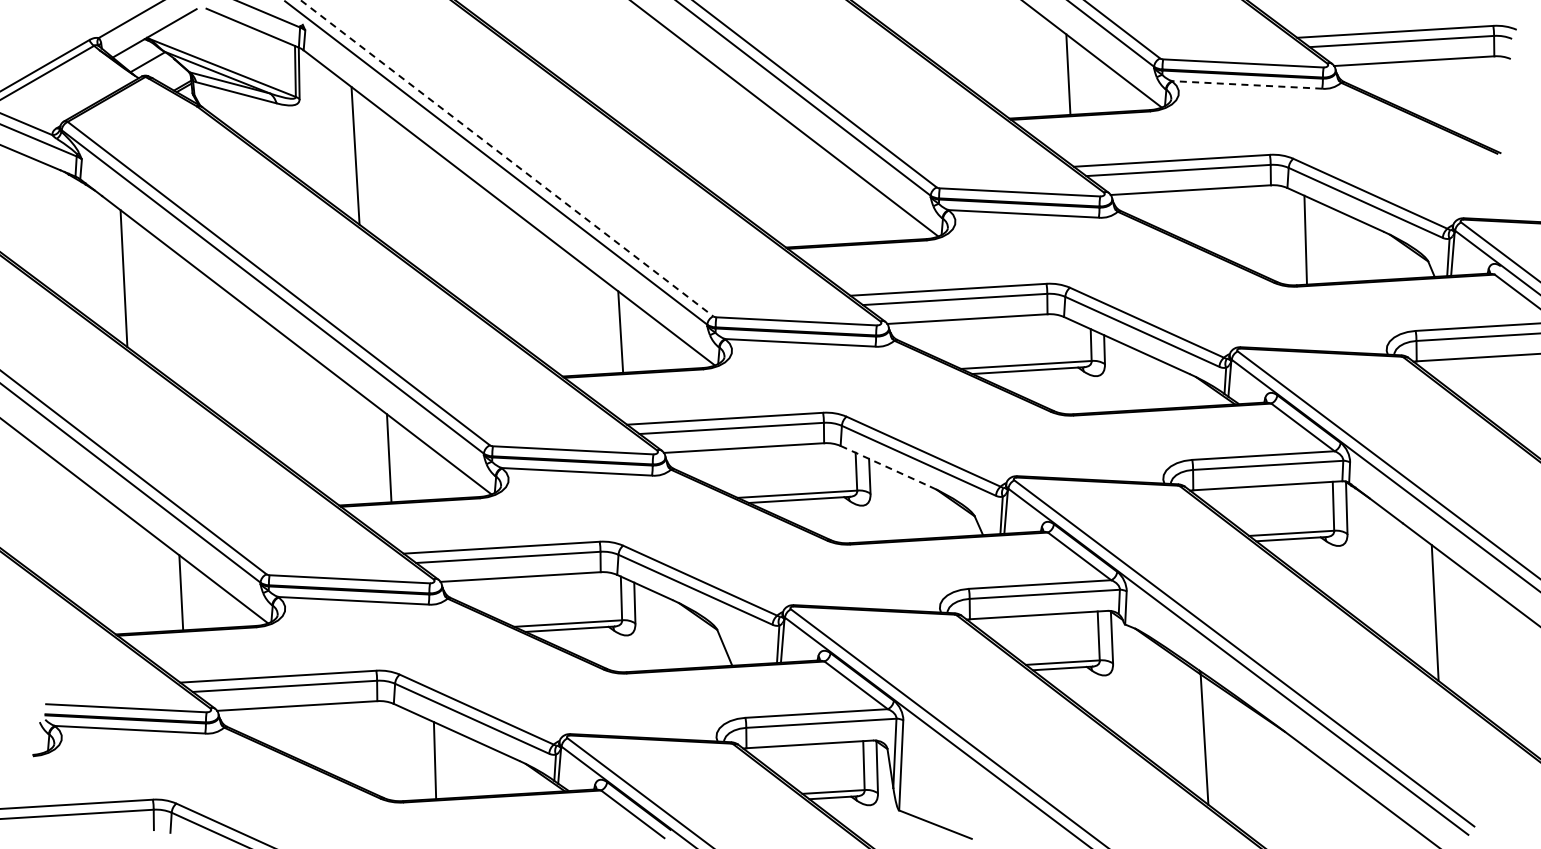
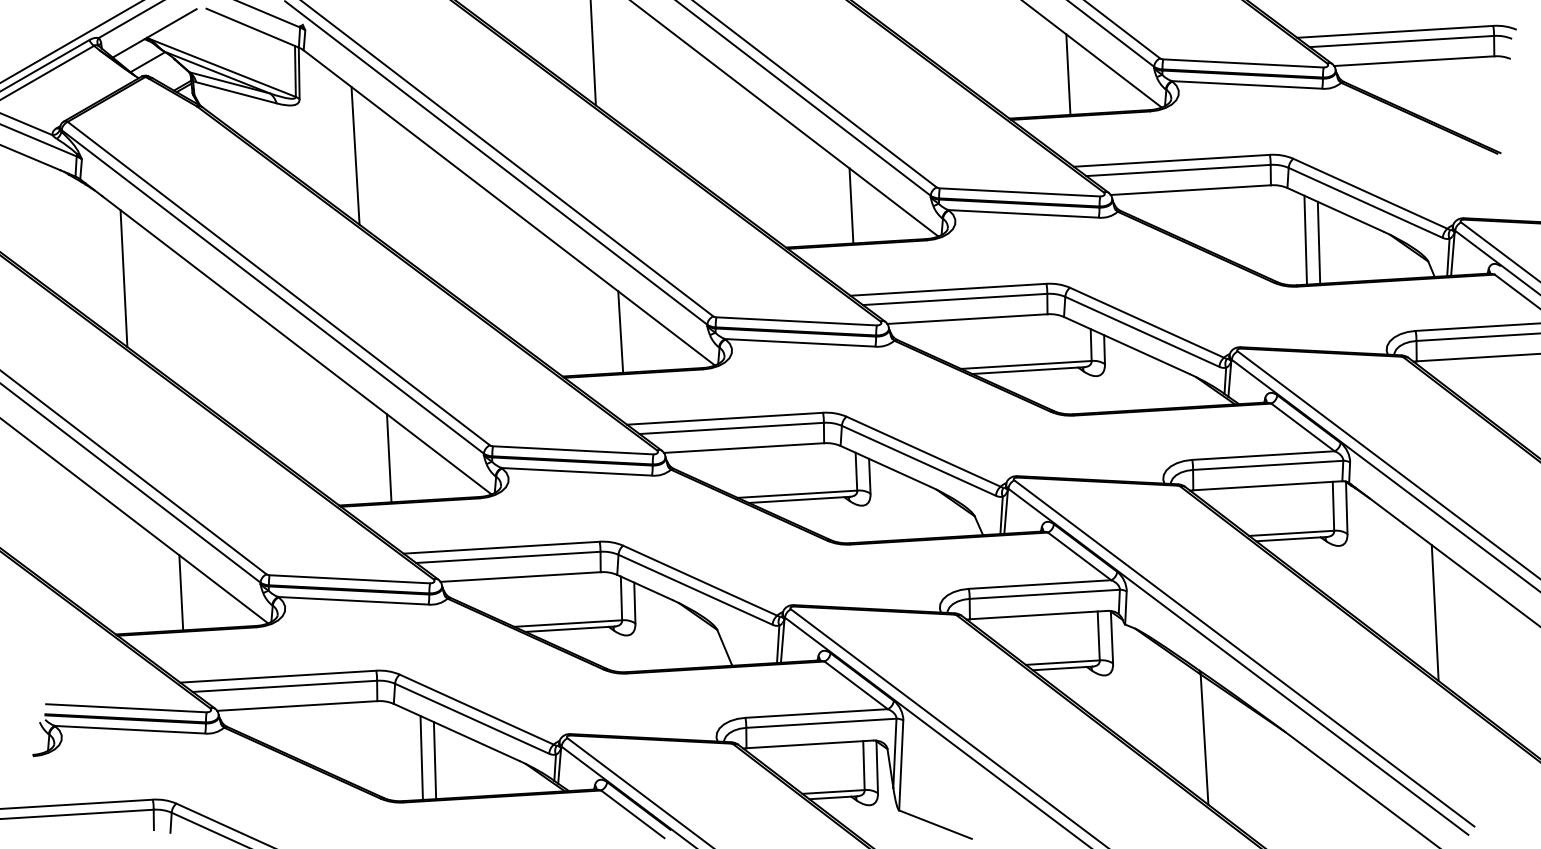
line: none -> present (71, 41)
line: none -> present (592, 53)
line: dashed -> solid (1246, 84)
line: dashed -> solid (506, 158)
line: none -> present (851, 205)
line: none -> present (1318, 242)
line: dashed -> solid (885, 466)
line: none -> present (421, 757)
